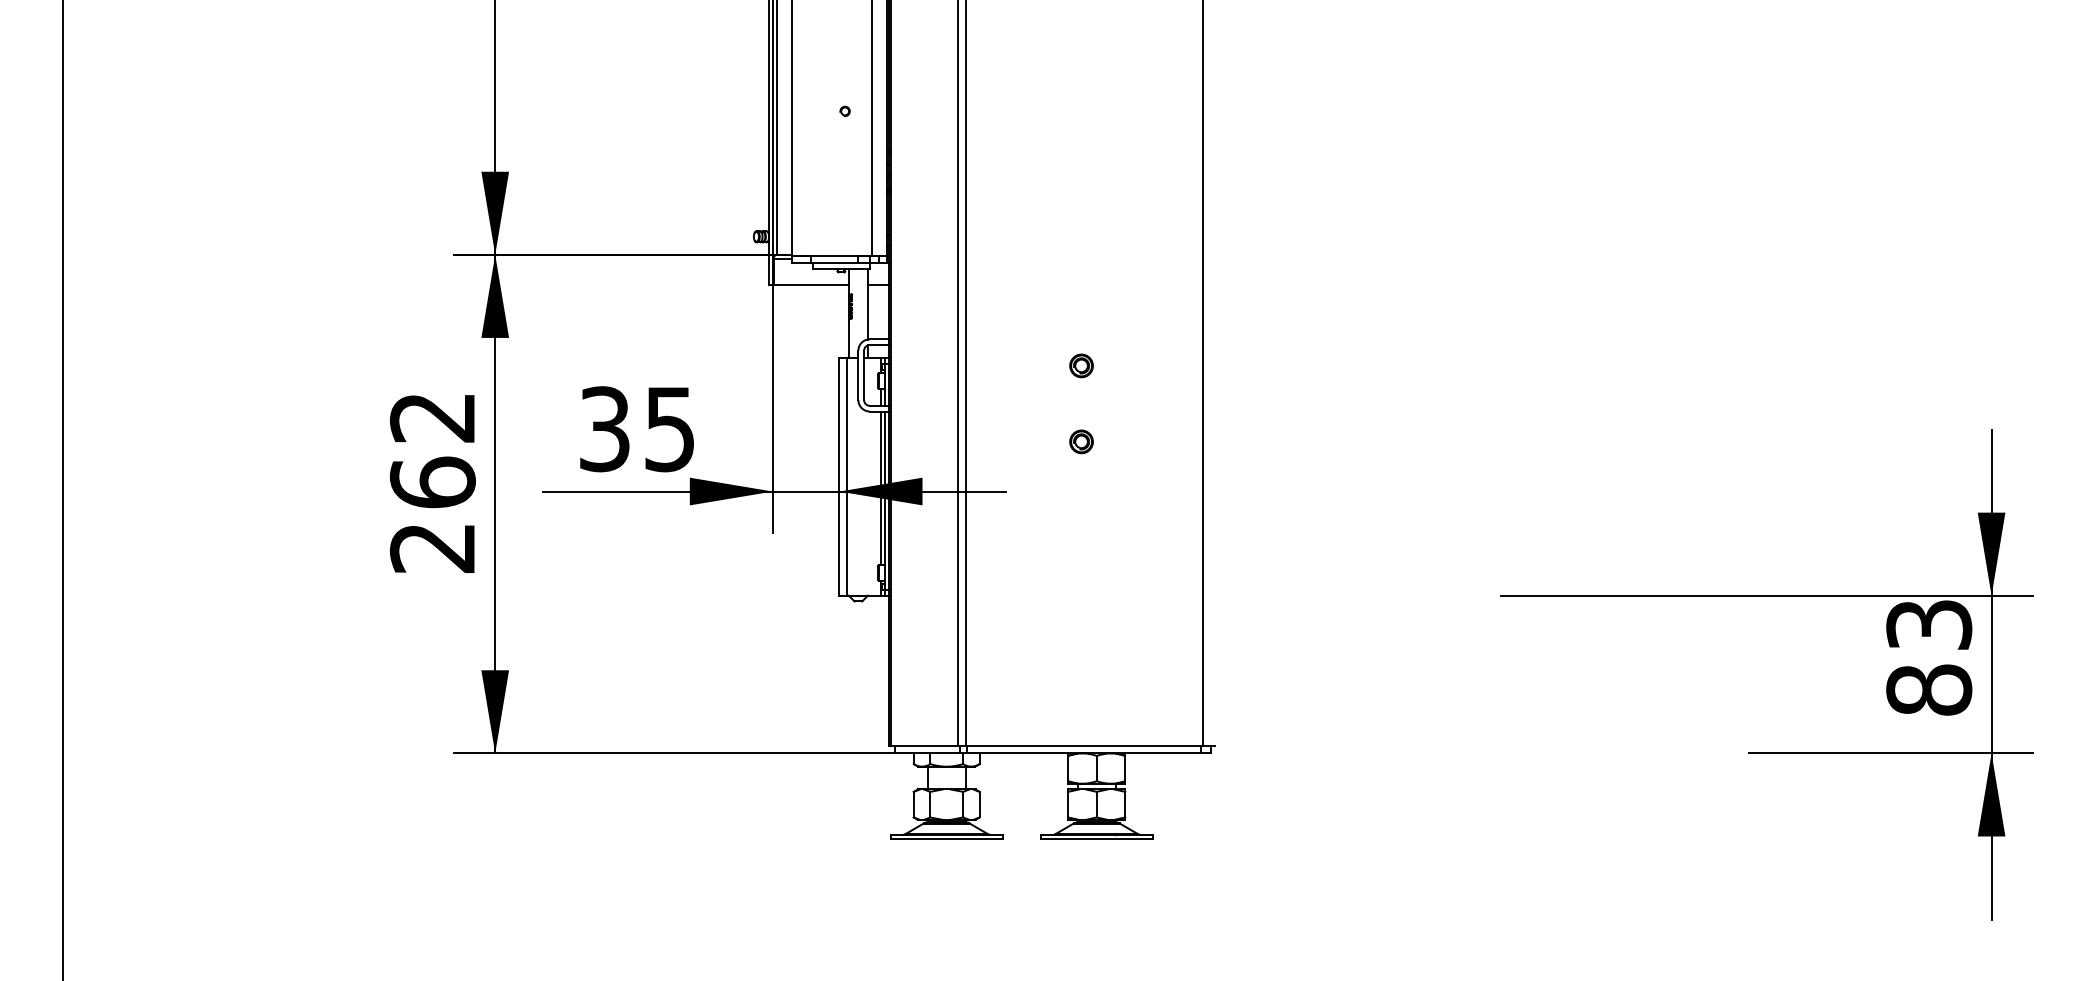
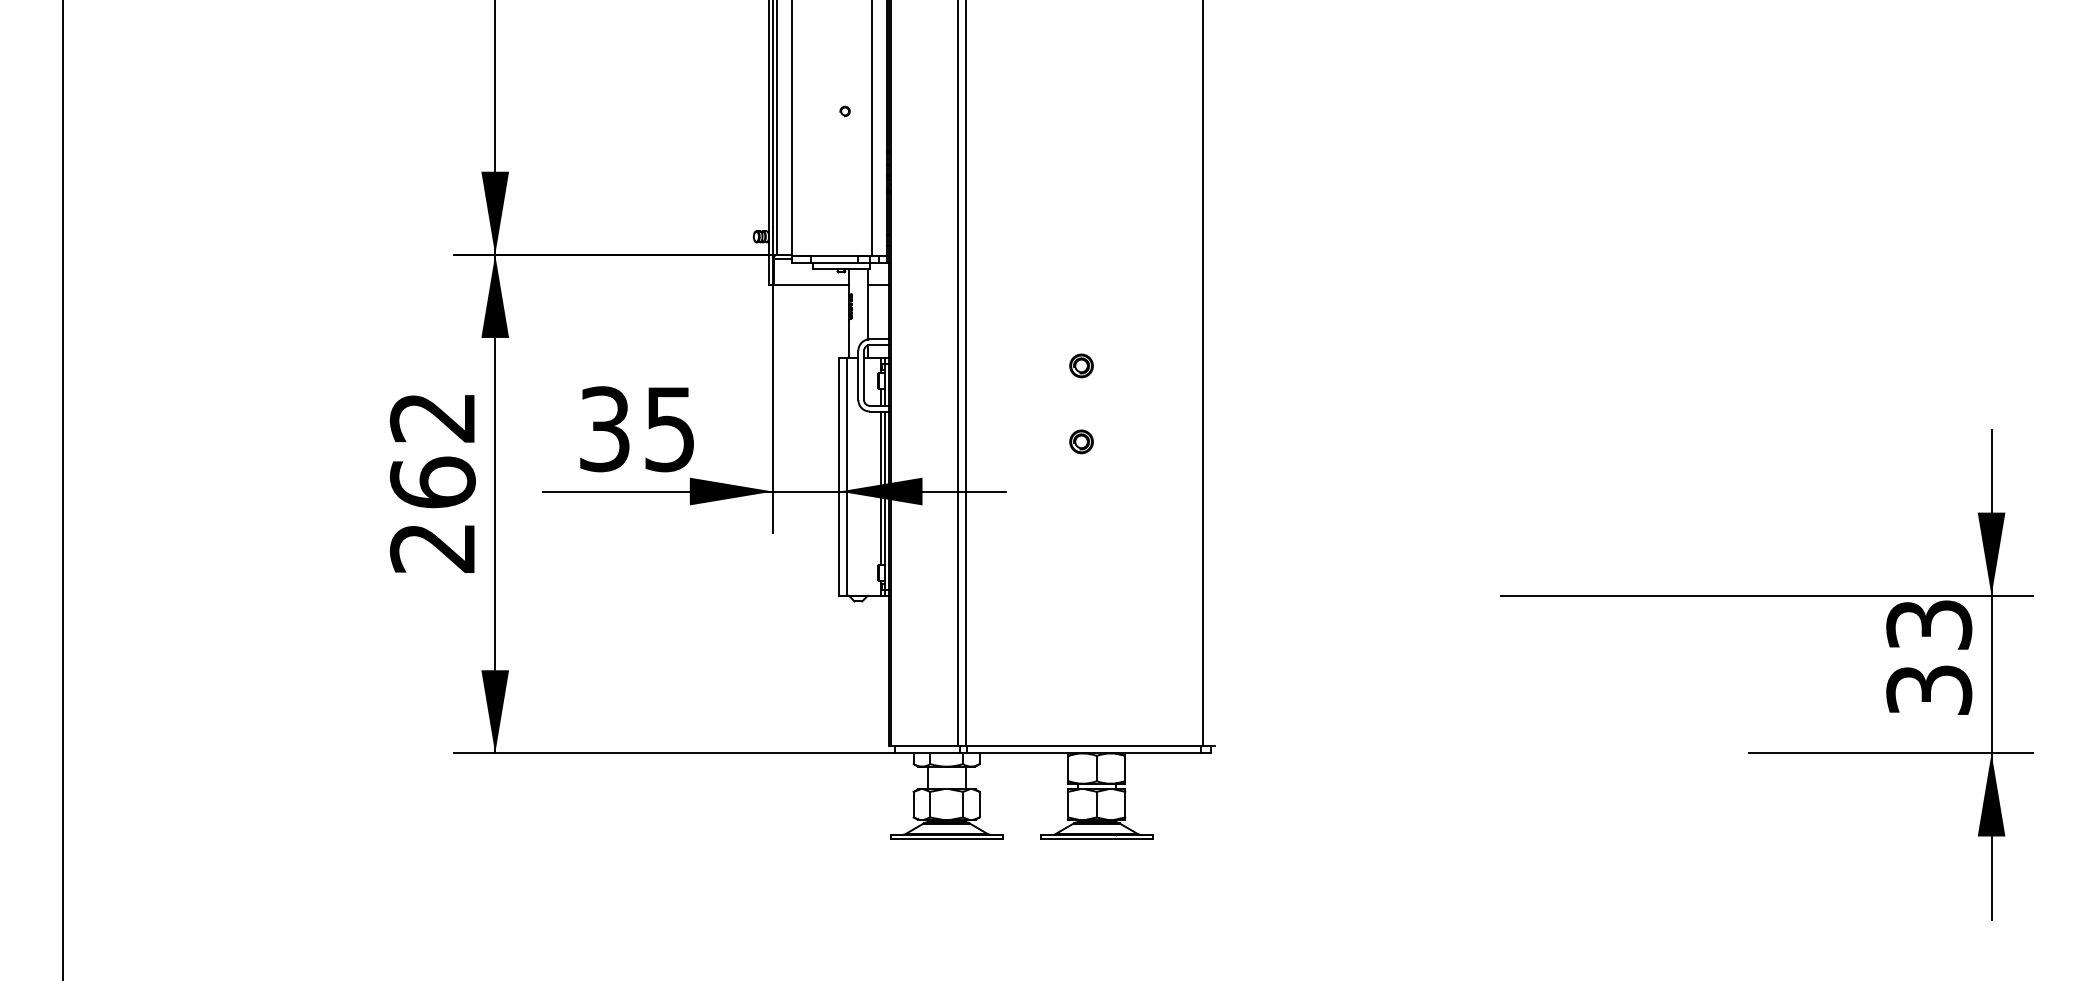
text: 83 -> 33 (1929, 689)
